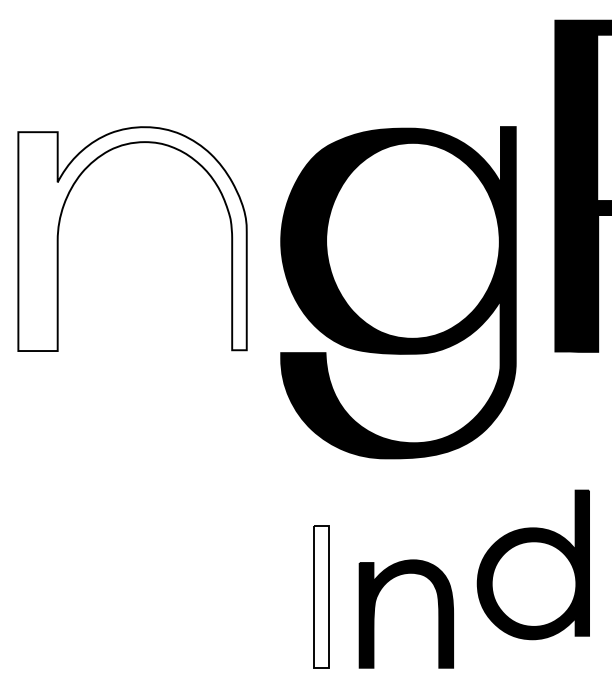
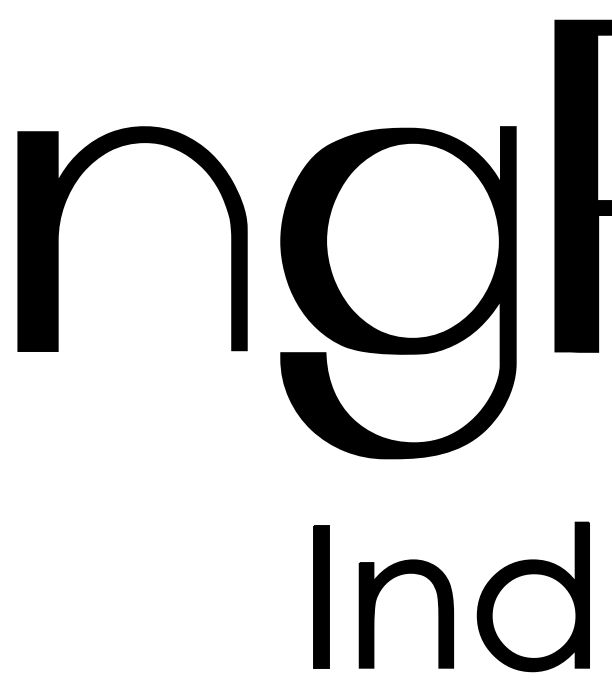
fill: none -> present (132, 239)
part position: (532, 564) -> (532, 596) (532, 596)
fill: none -> present (321, 596)
